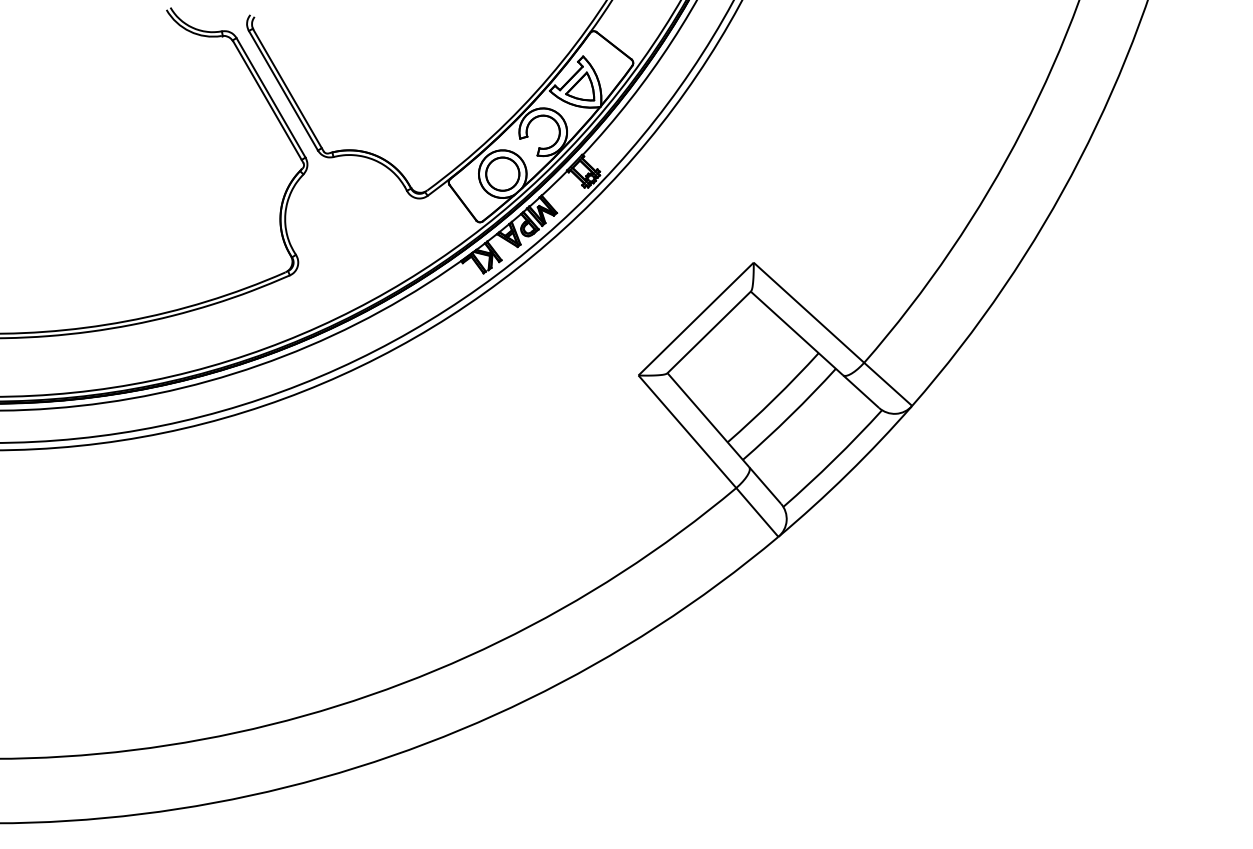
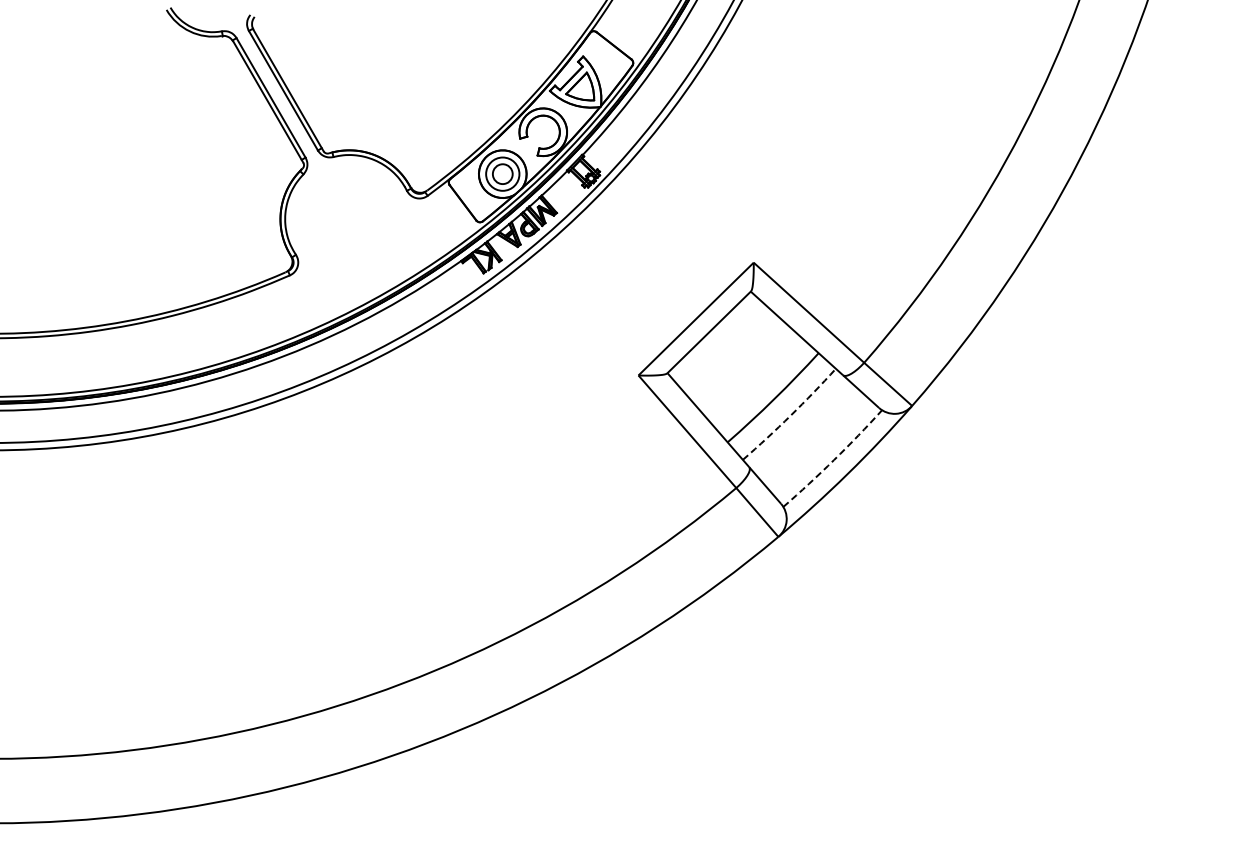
circle diameter: 33 px -> 20 px (502, 174)
arc: solid -> dashed (790, 415)
arc: solid -> dashed (834, 460)
